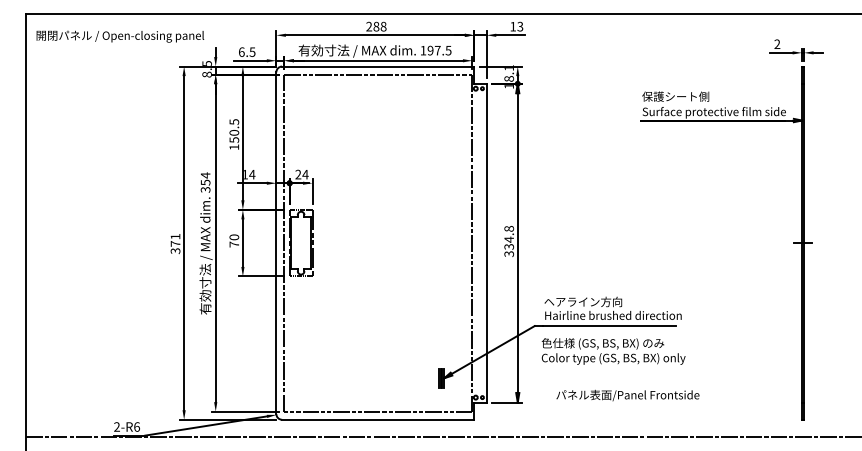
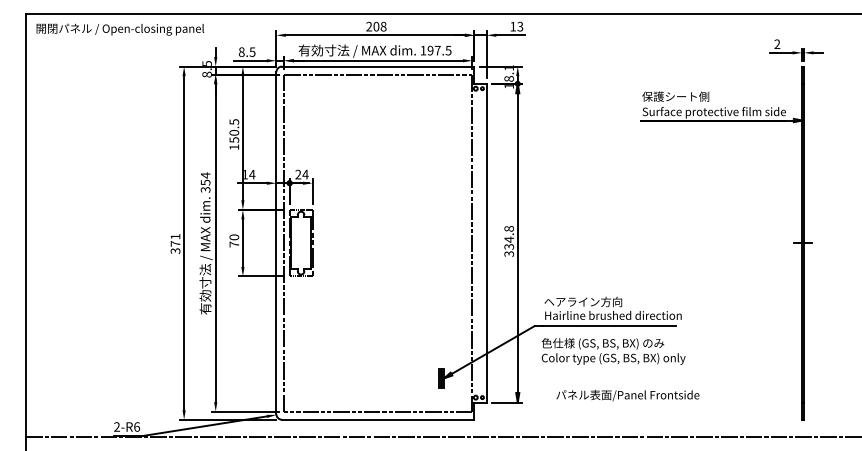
text: 288 -> 208 (376, 26)
text position: (120, 36) -> (120, 29) (120, 29)
text: 6.5 -> 8.5 (241, 51)
